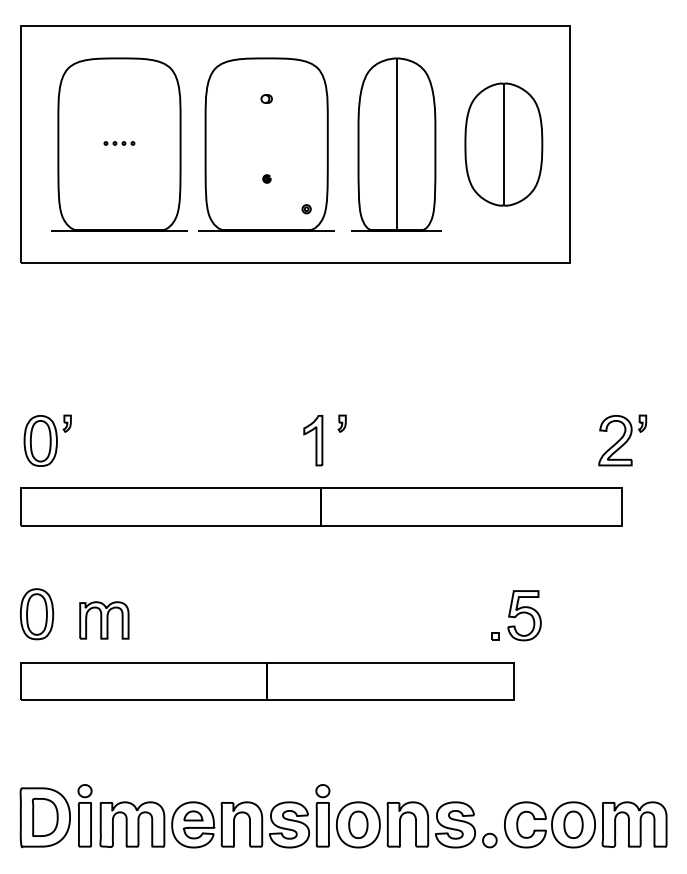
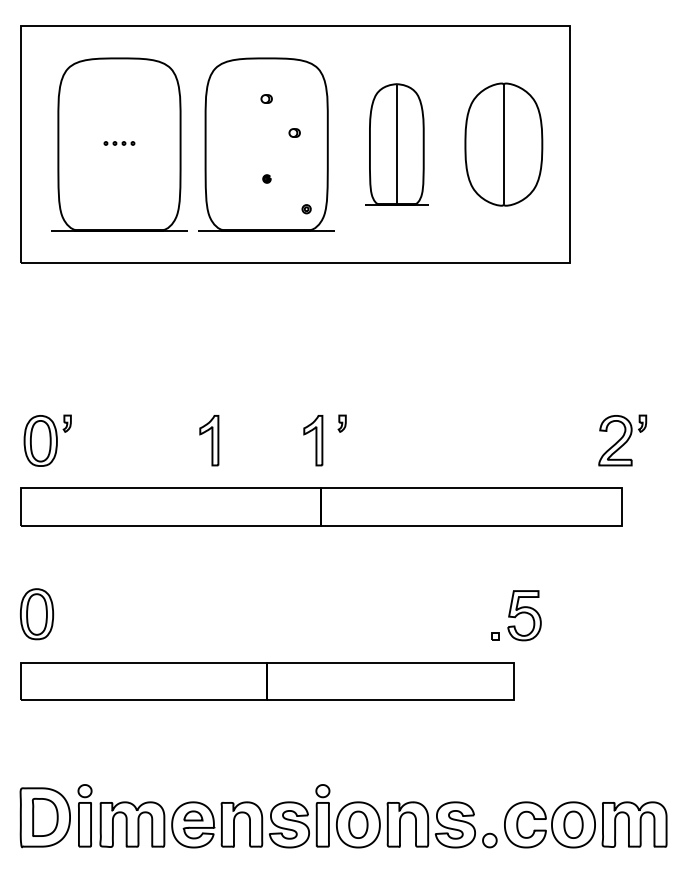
part: none -> present (294, 132)
part size: 91x175 px -> 64x123 px (396, 144)
part: none -> present (209, 440)
part: present -> none (104, 620)
